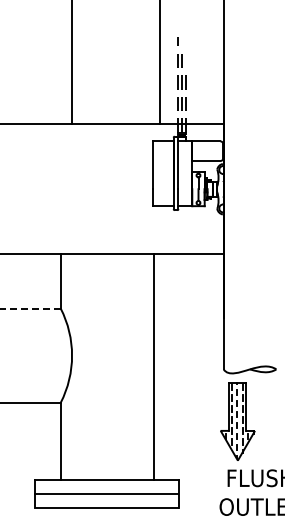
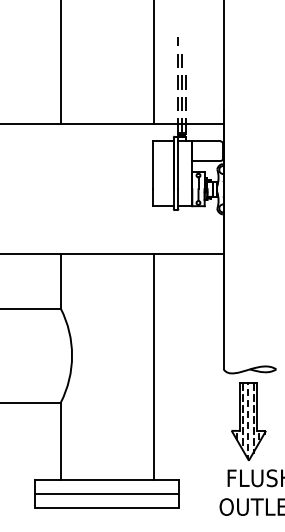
line position: (71, 63) -> (60, 63) (60, 63)
line position: (160, 63) -> (154, 63) (154, 63)
line: dashed -> solid (29, 308)
part position: (237, 421) -> (248, 421) (248, 421)
